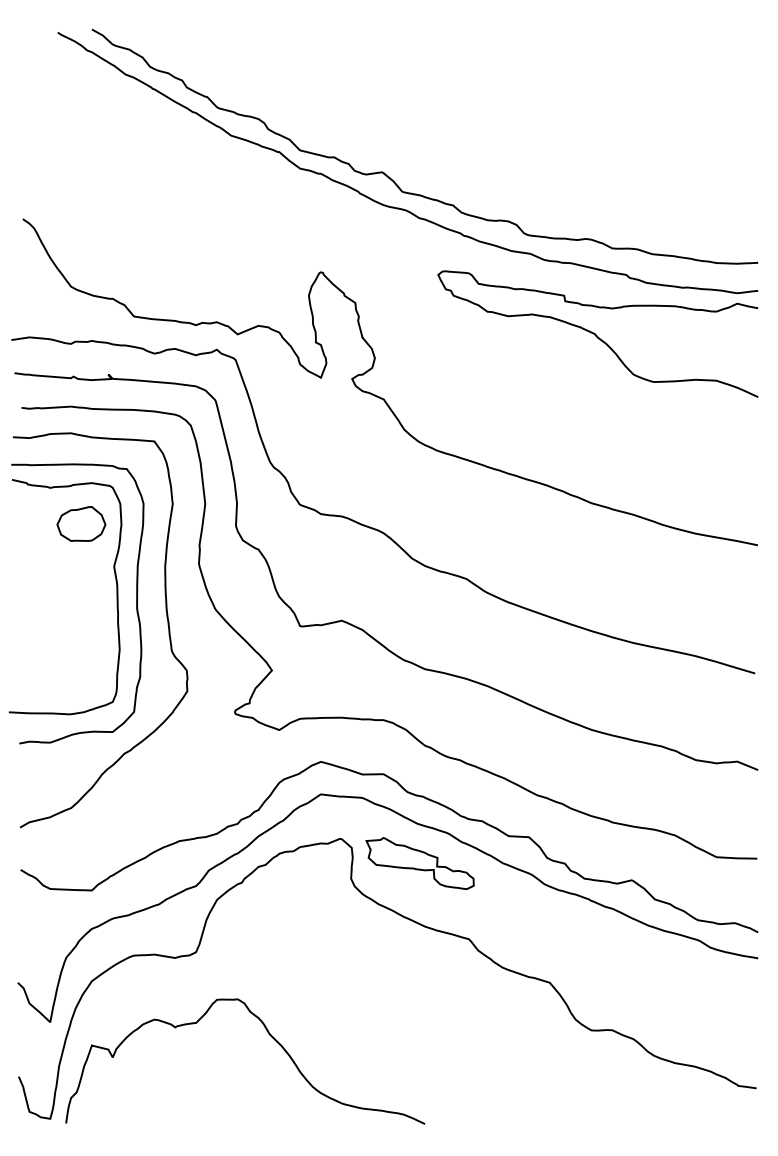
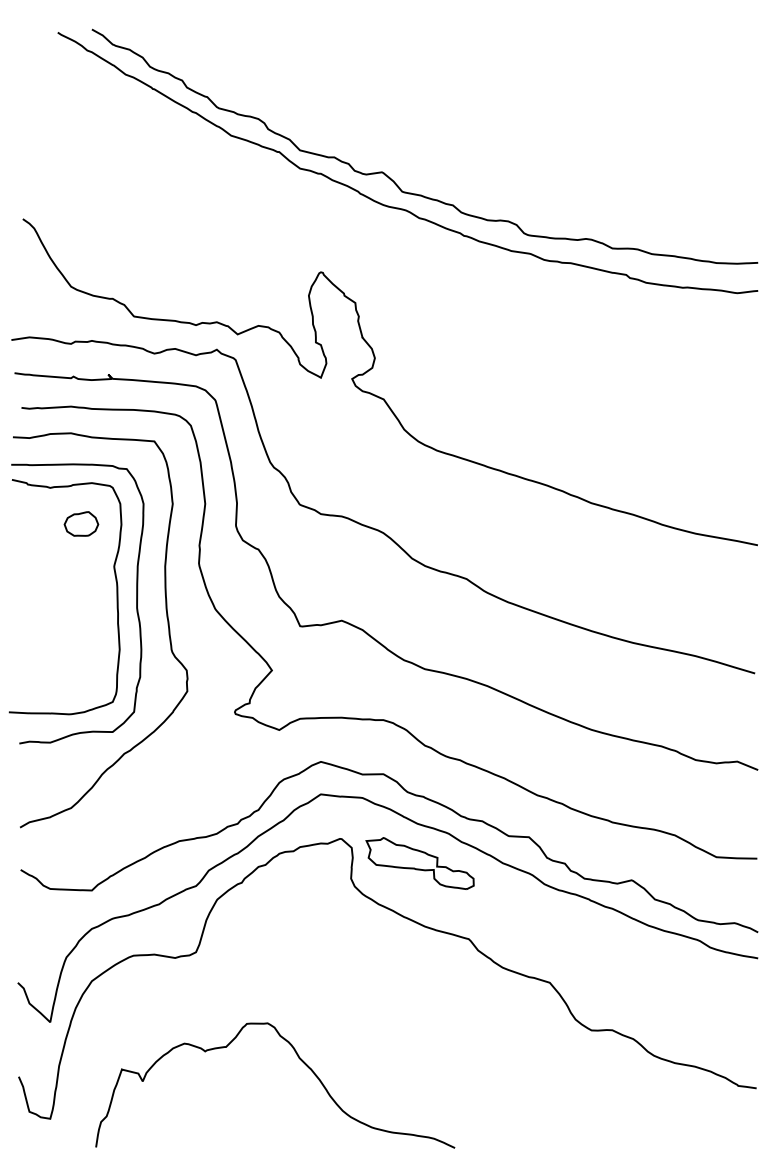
curve: present -> none (596, 334)
part size: 51x36 px -> 37x26 px (81, 523)
curve position: (270, 1036) -> (300, 1060) (300, 1060)
